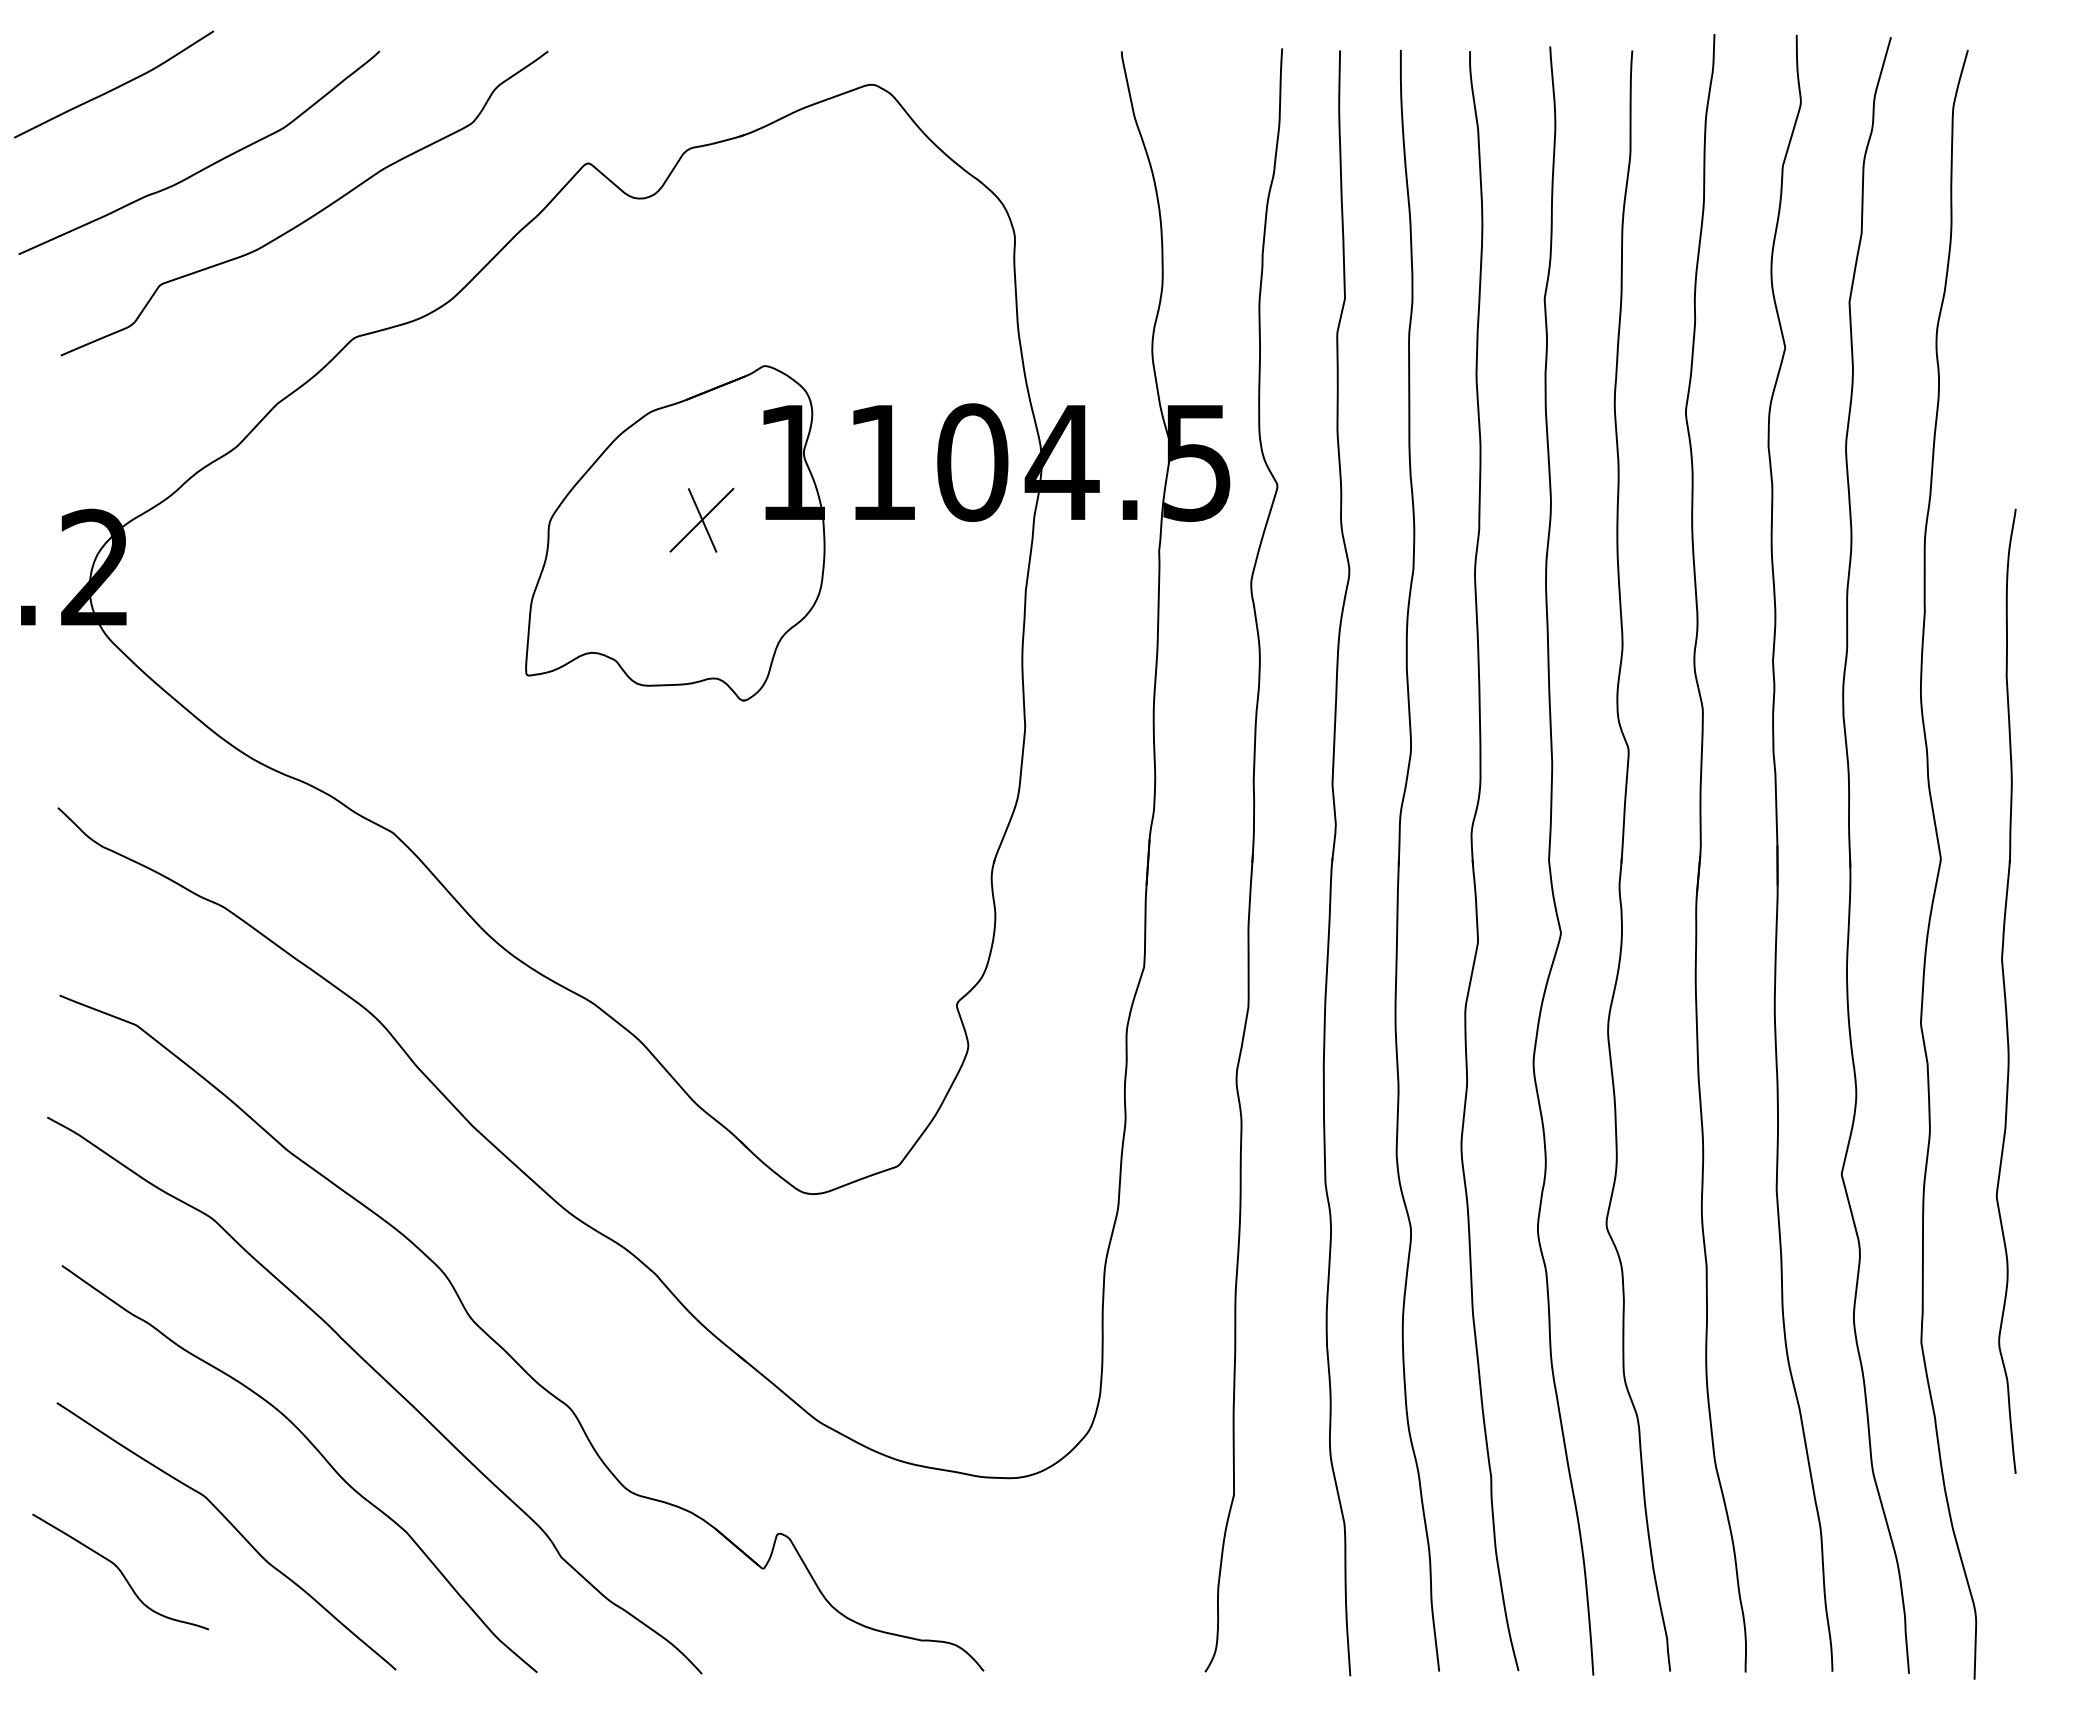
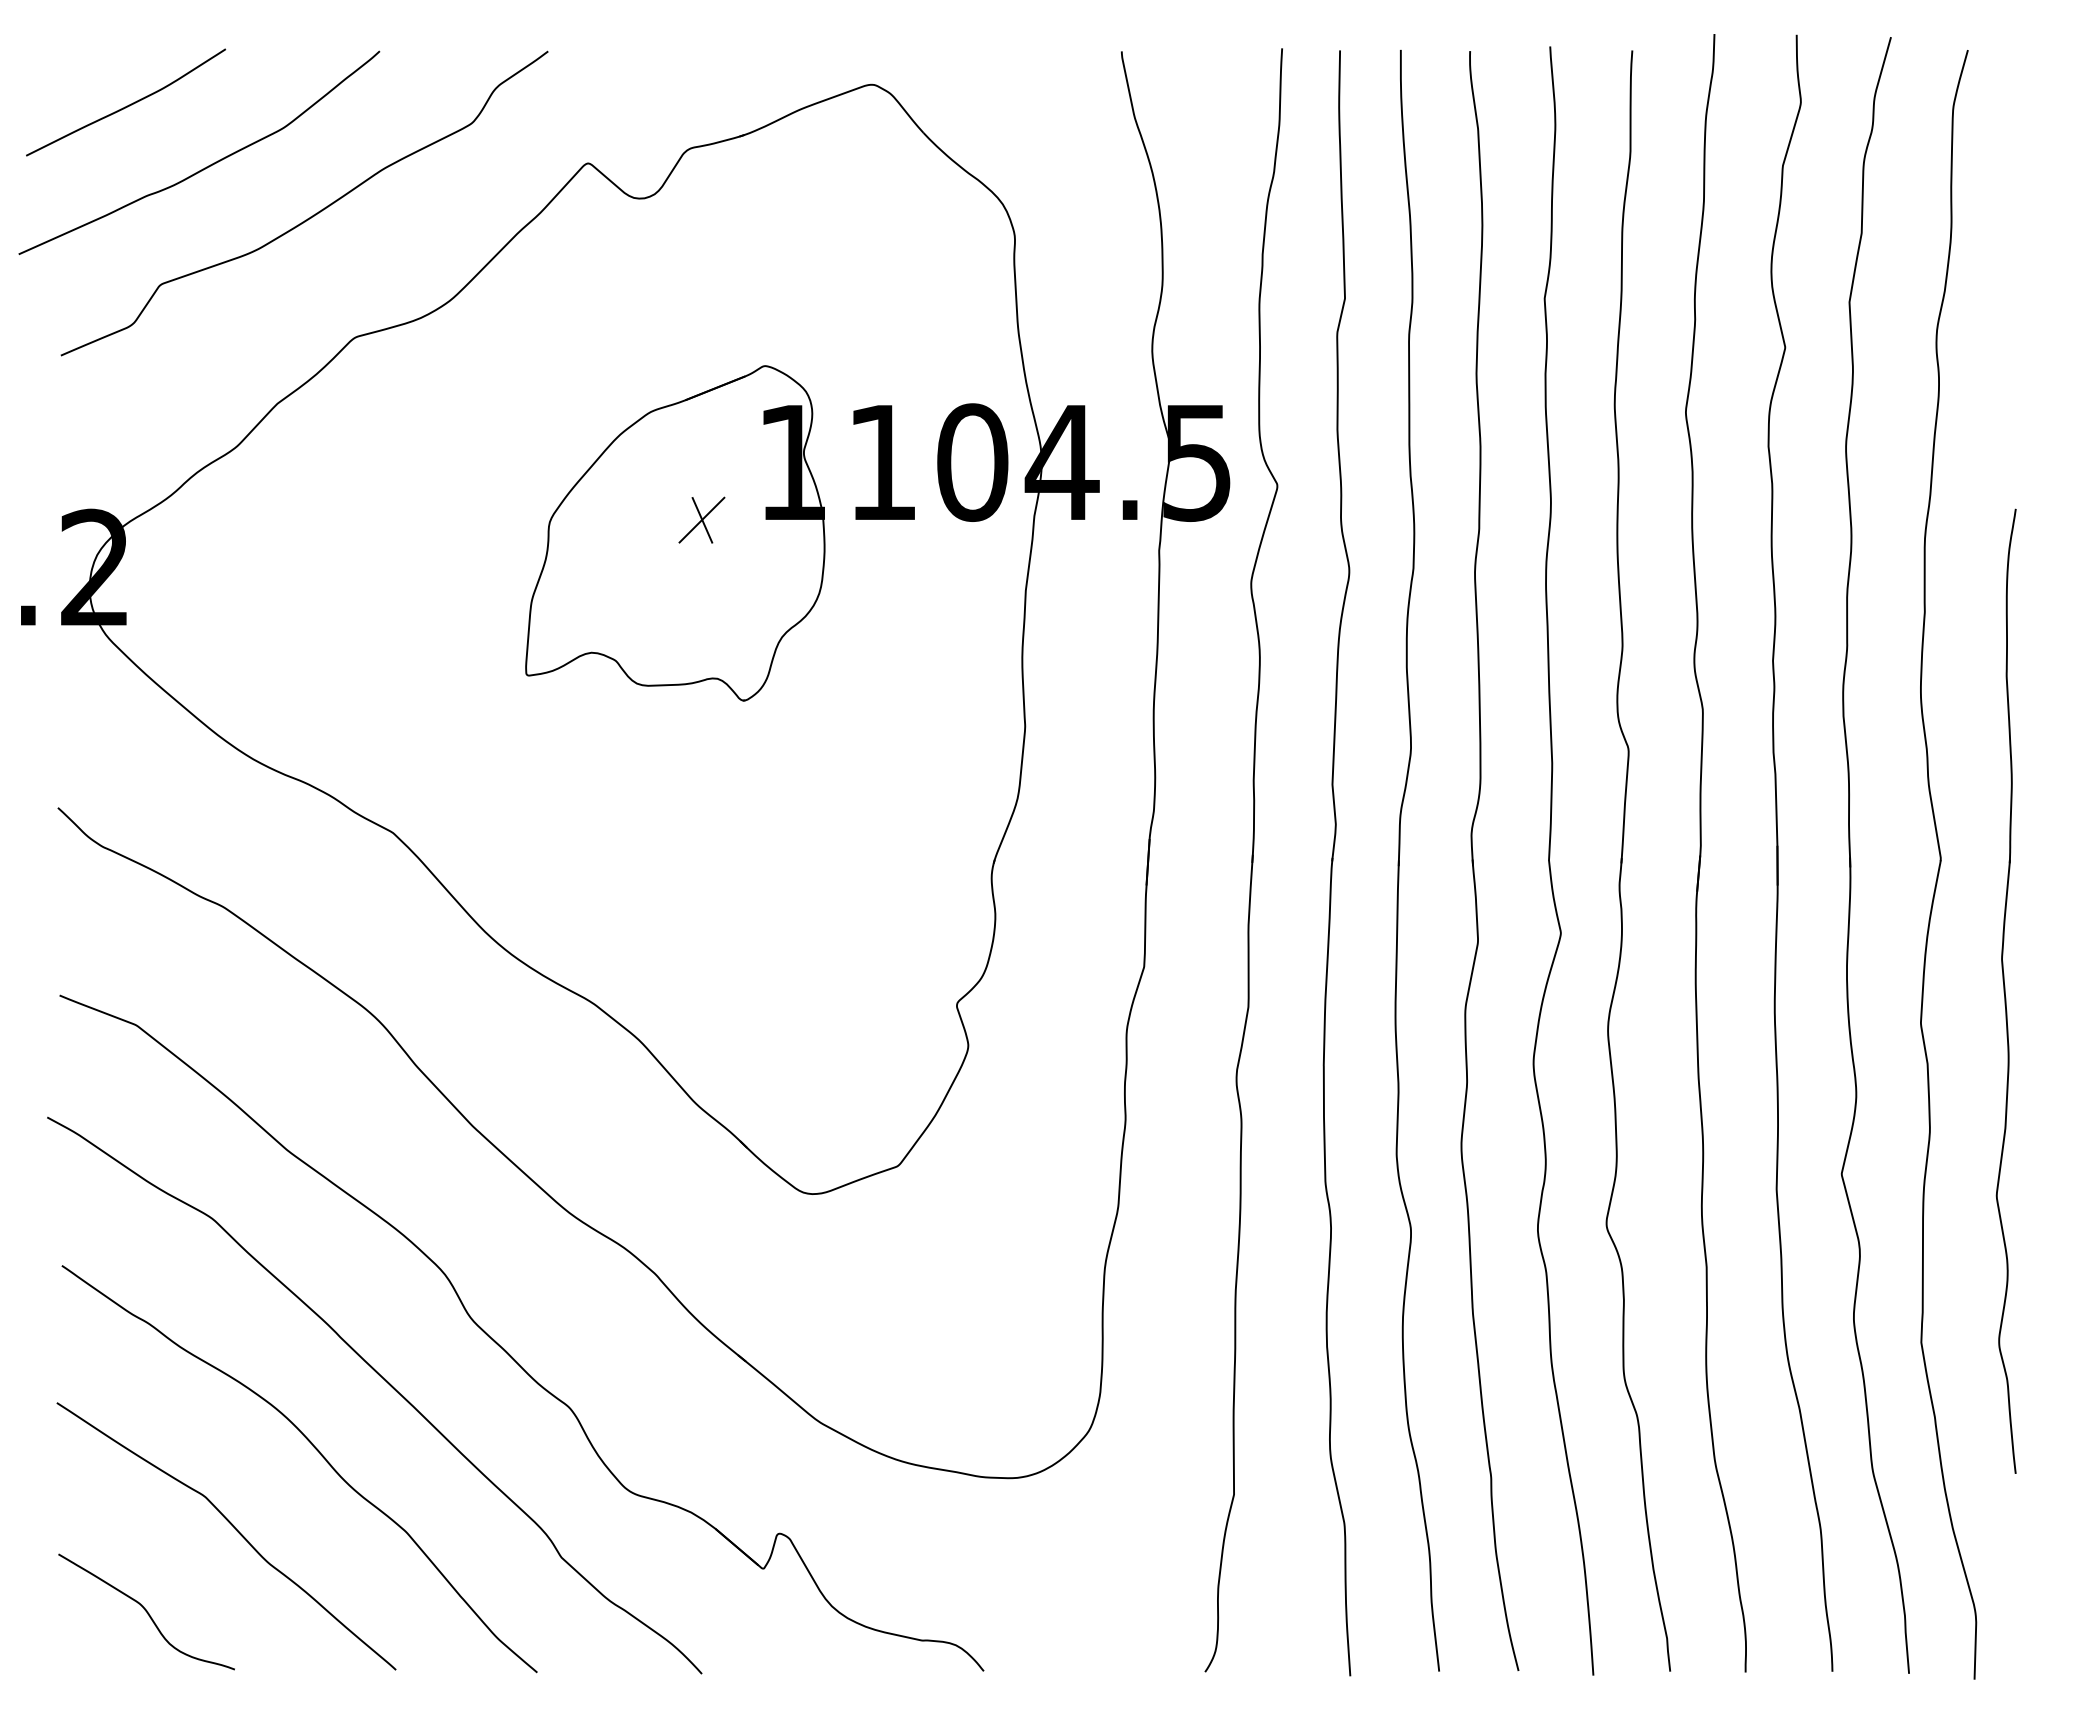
curve position: (115, 87) -> (127, 105) (127, 105)
part size: 66x66 px -> 48x48 px (701, 519)
curve position: (120, 1571) -> (146, 1611) (146, 1611)
